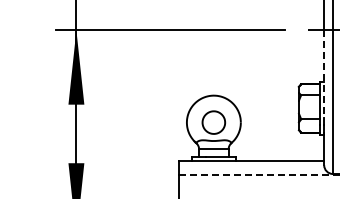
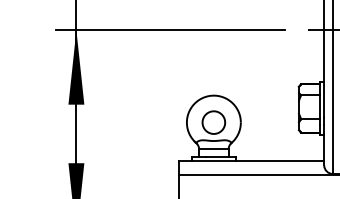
line: dashed -> solid (324, 74)
line: dashed -> solid (259, 174)
